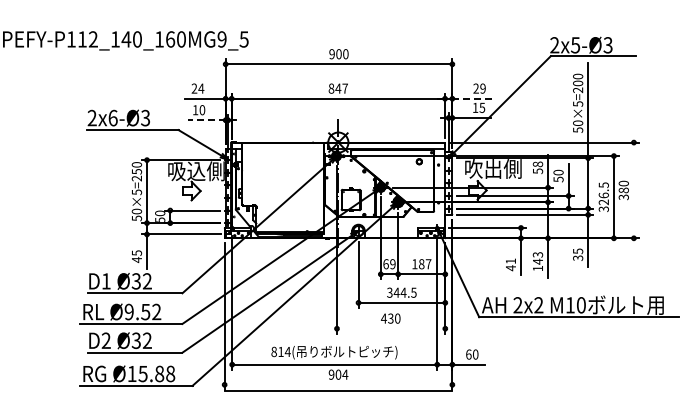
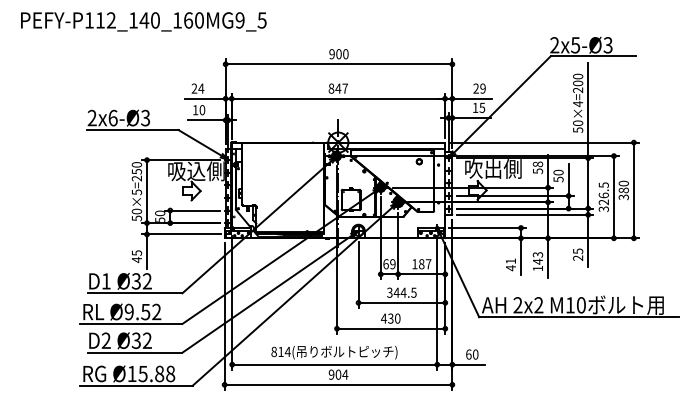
text position: (125, 40) -> (143, 21) (143, 21)
line: dashed -> solid (472, 98)
text: 50×5=200 -> 50×4=200 (578, 104)
line: dashed -> solid (206, 120)
line: none -> present (633, 190)
text: 35 -> 25 (578, 257)
line: none -> present (391, 328)
line position: (338, 390) -> (338, 384) (338, 384)
